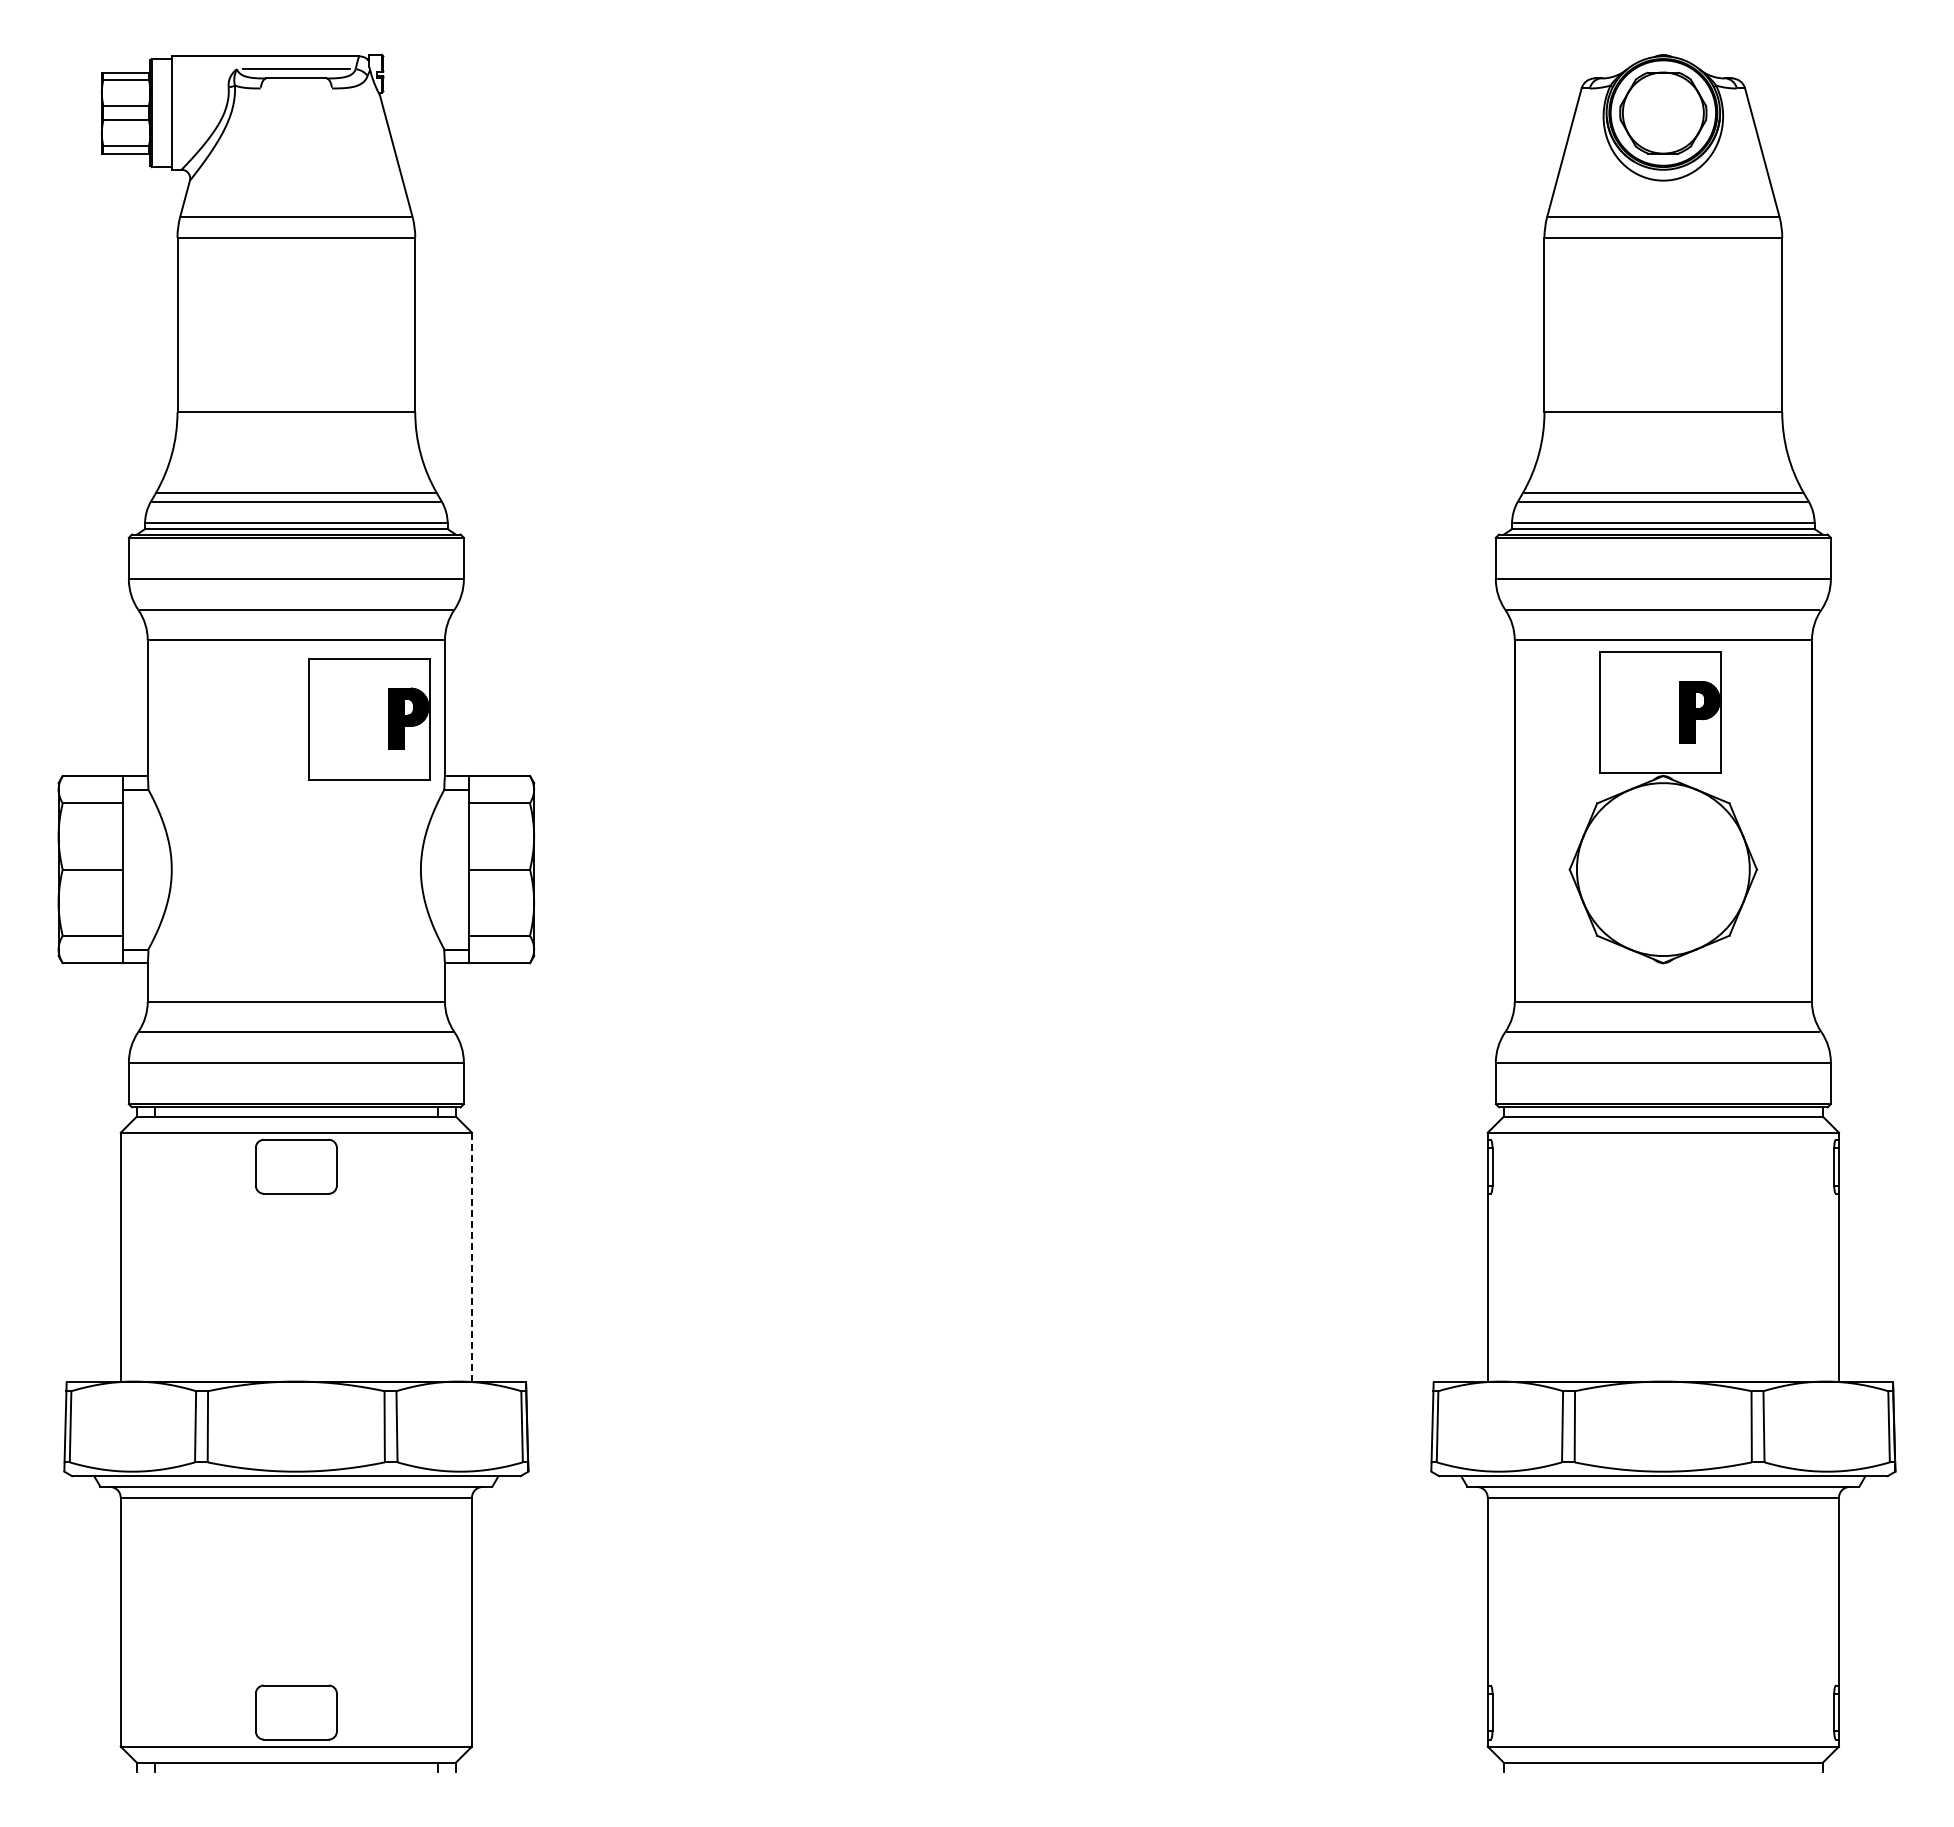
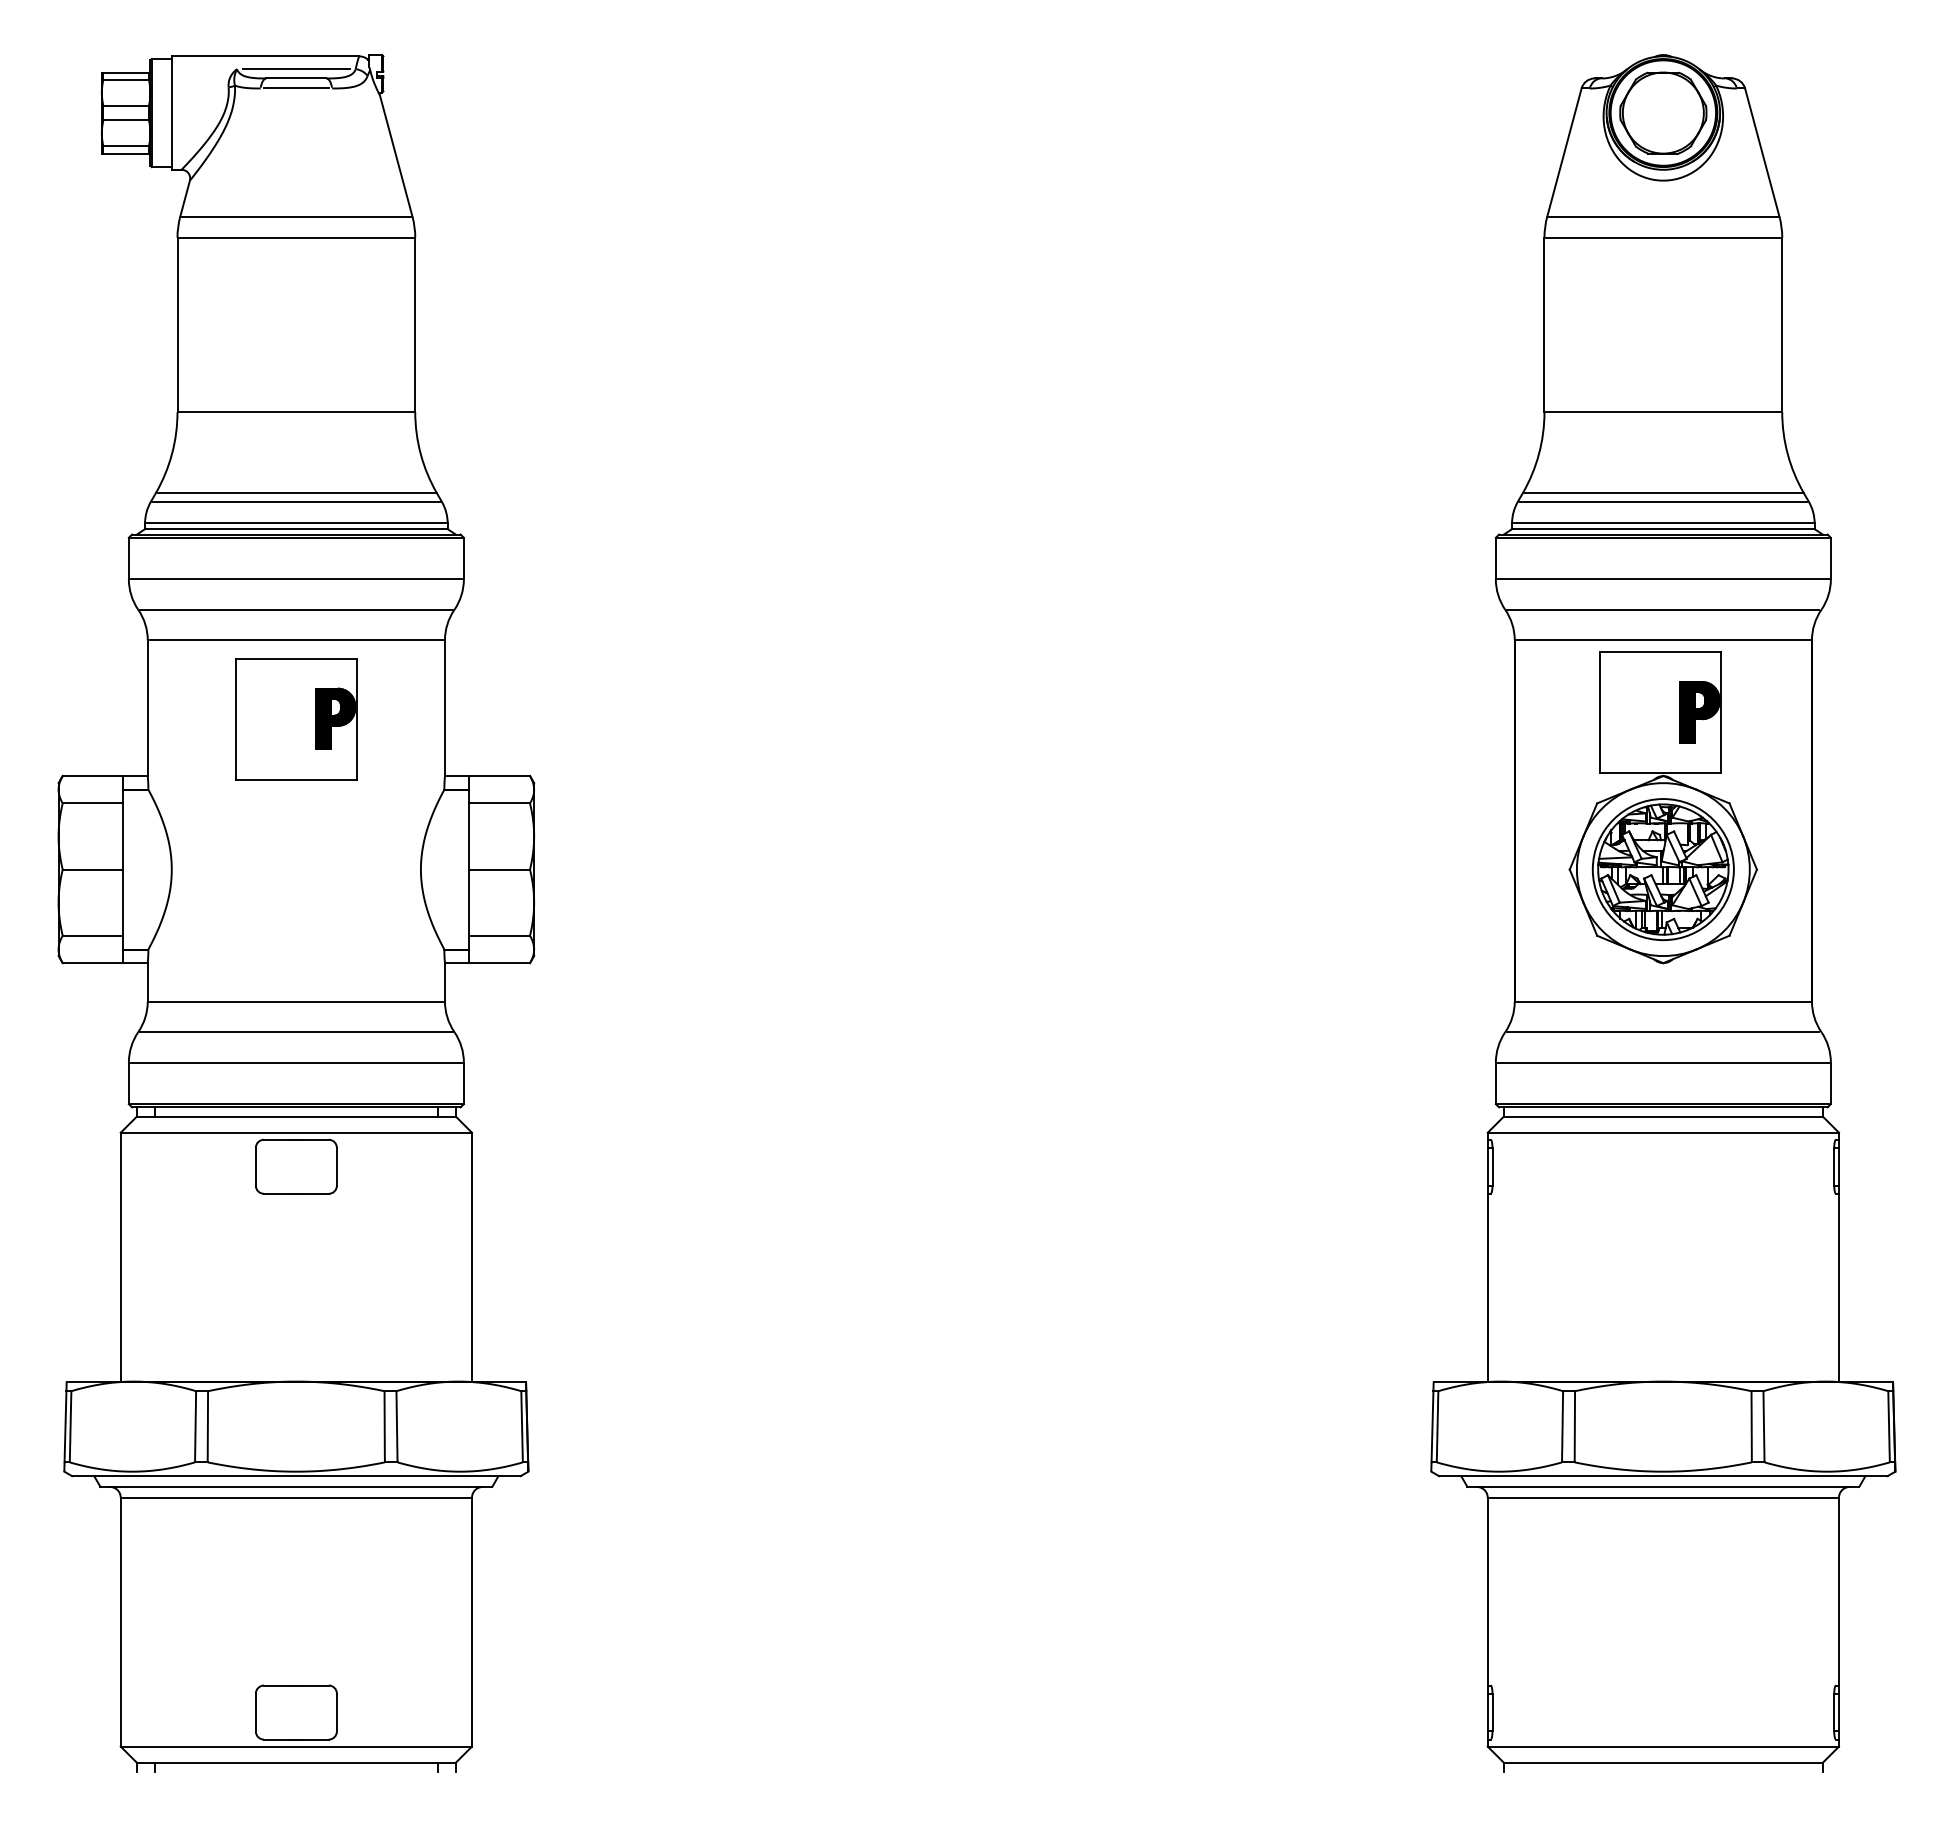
line: none -> present (296, 88)
part position: (369, 719) -> (296, 719) (296, 719)
part: none -> present (1662, 869)
line: dashed -> solid (472, 1257)
